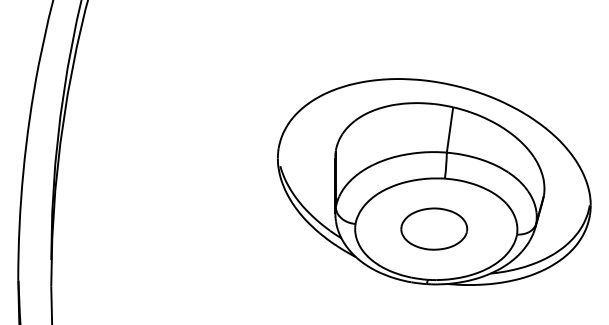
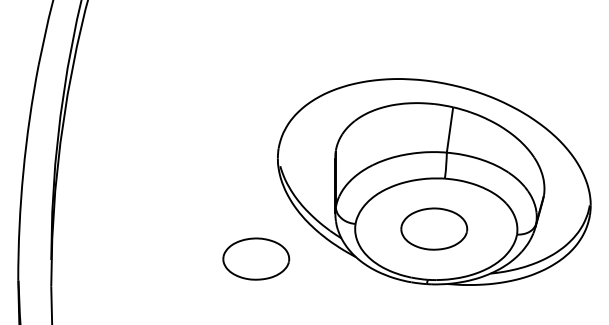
part: none -> present (256, 258)
